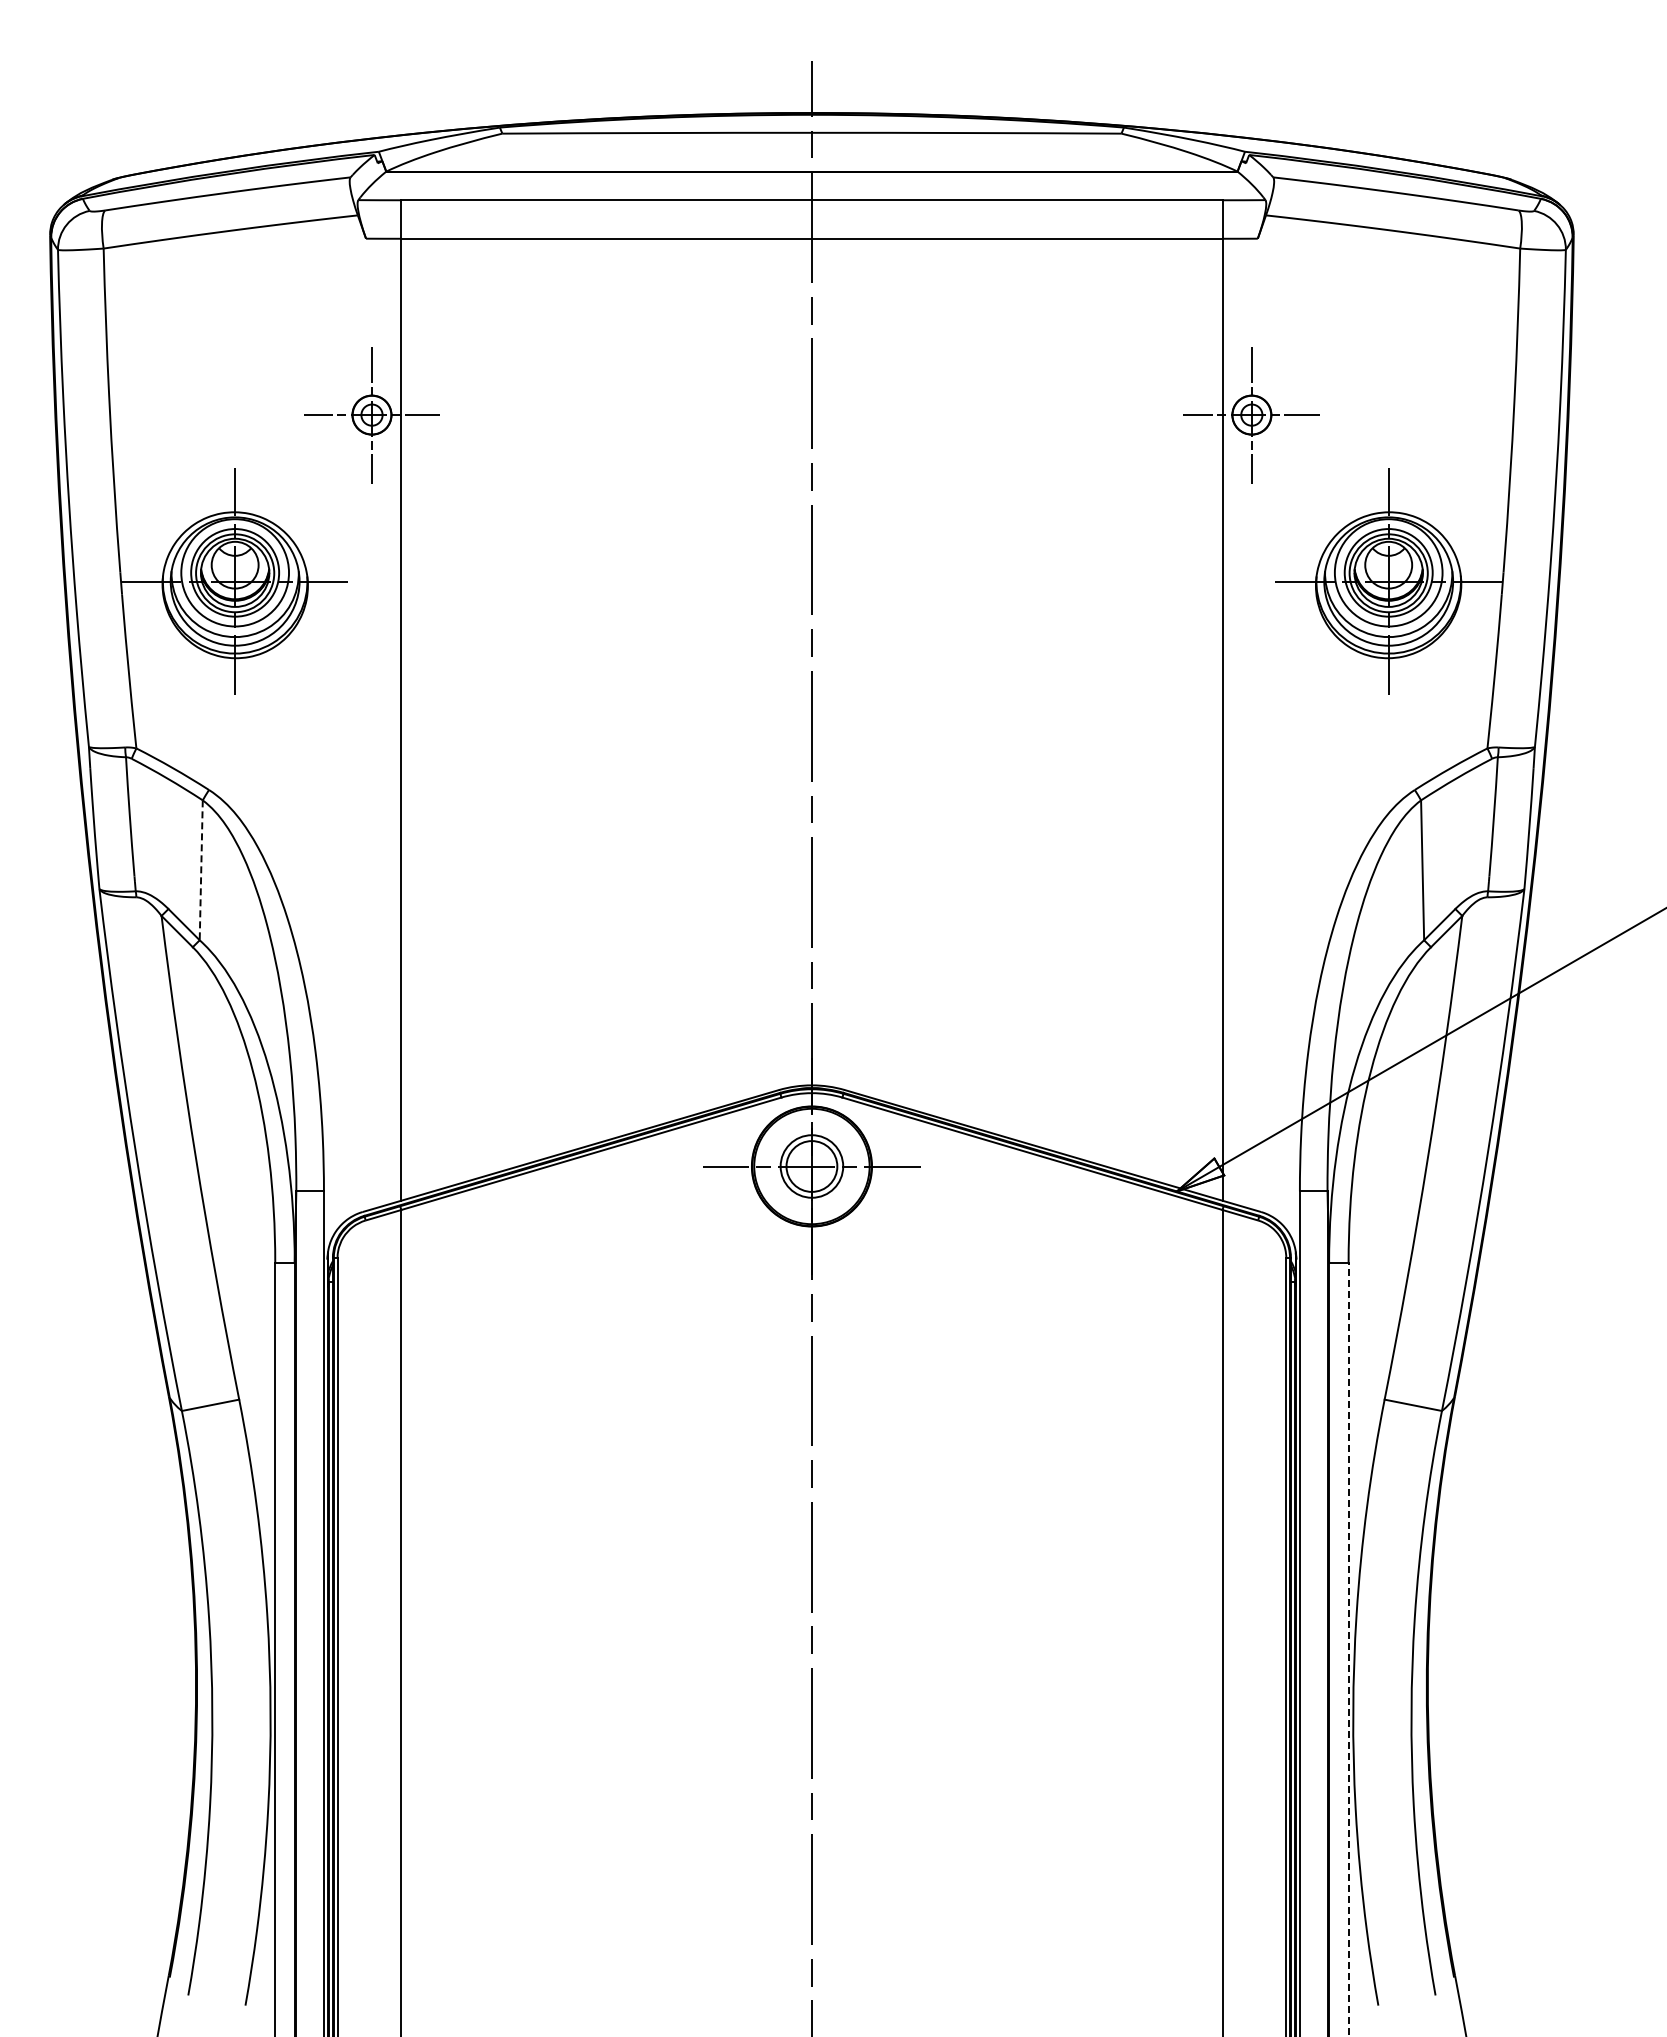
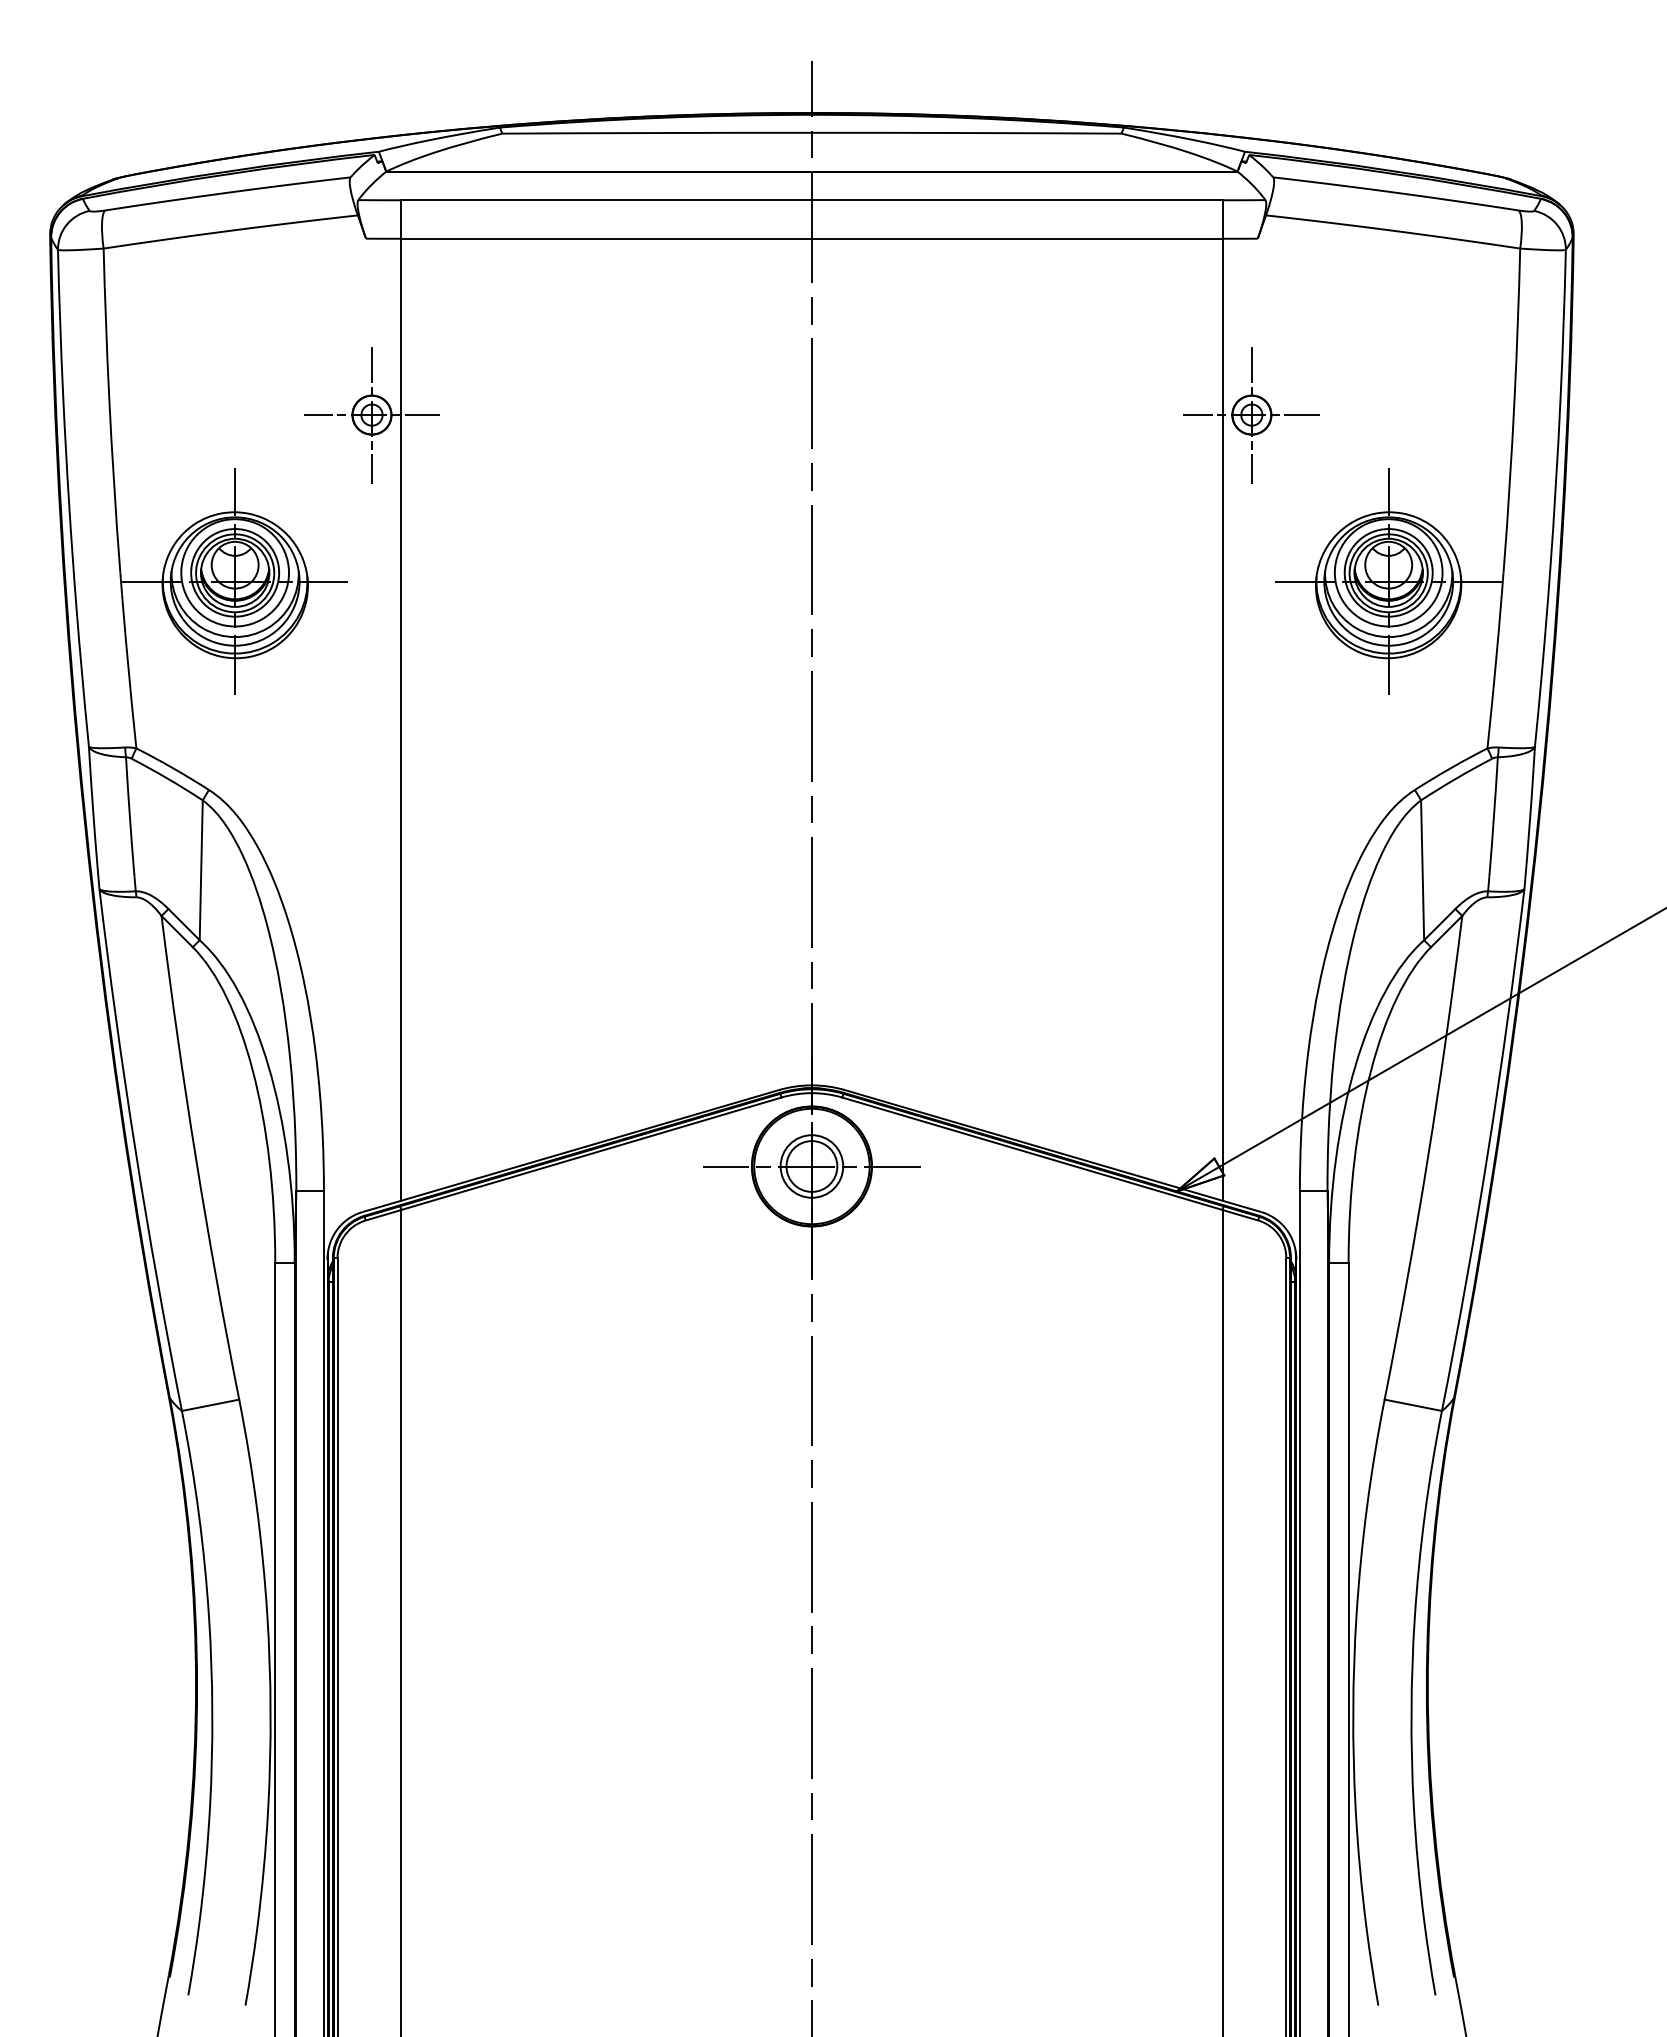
line: dashed -> solid (201, 870)
line: dashed -> solid (1348, 1649)
